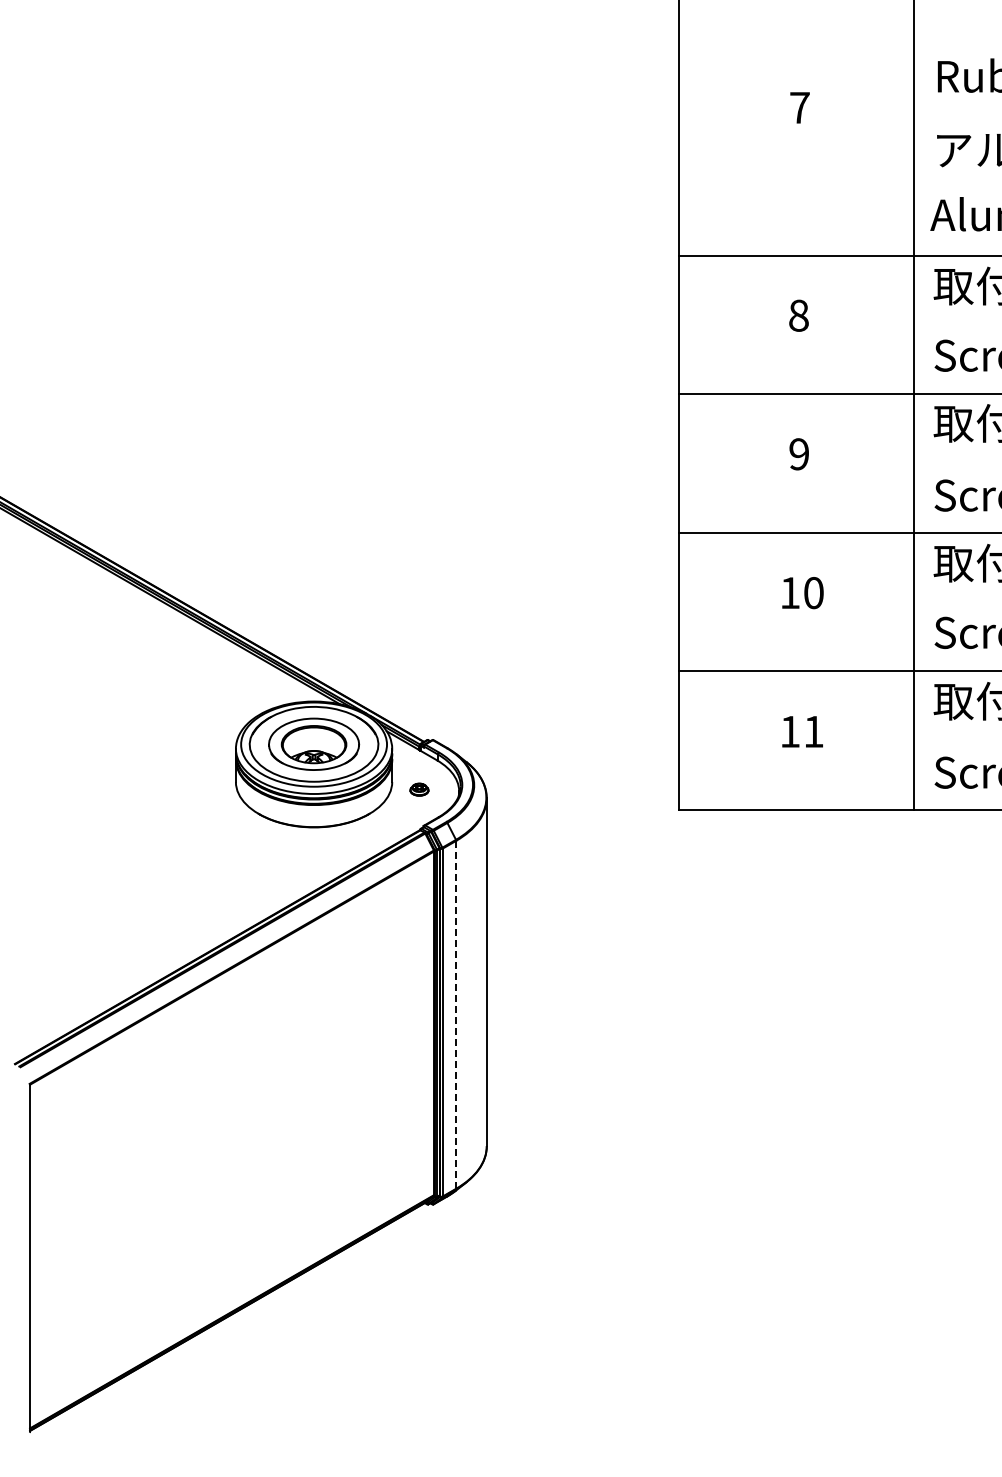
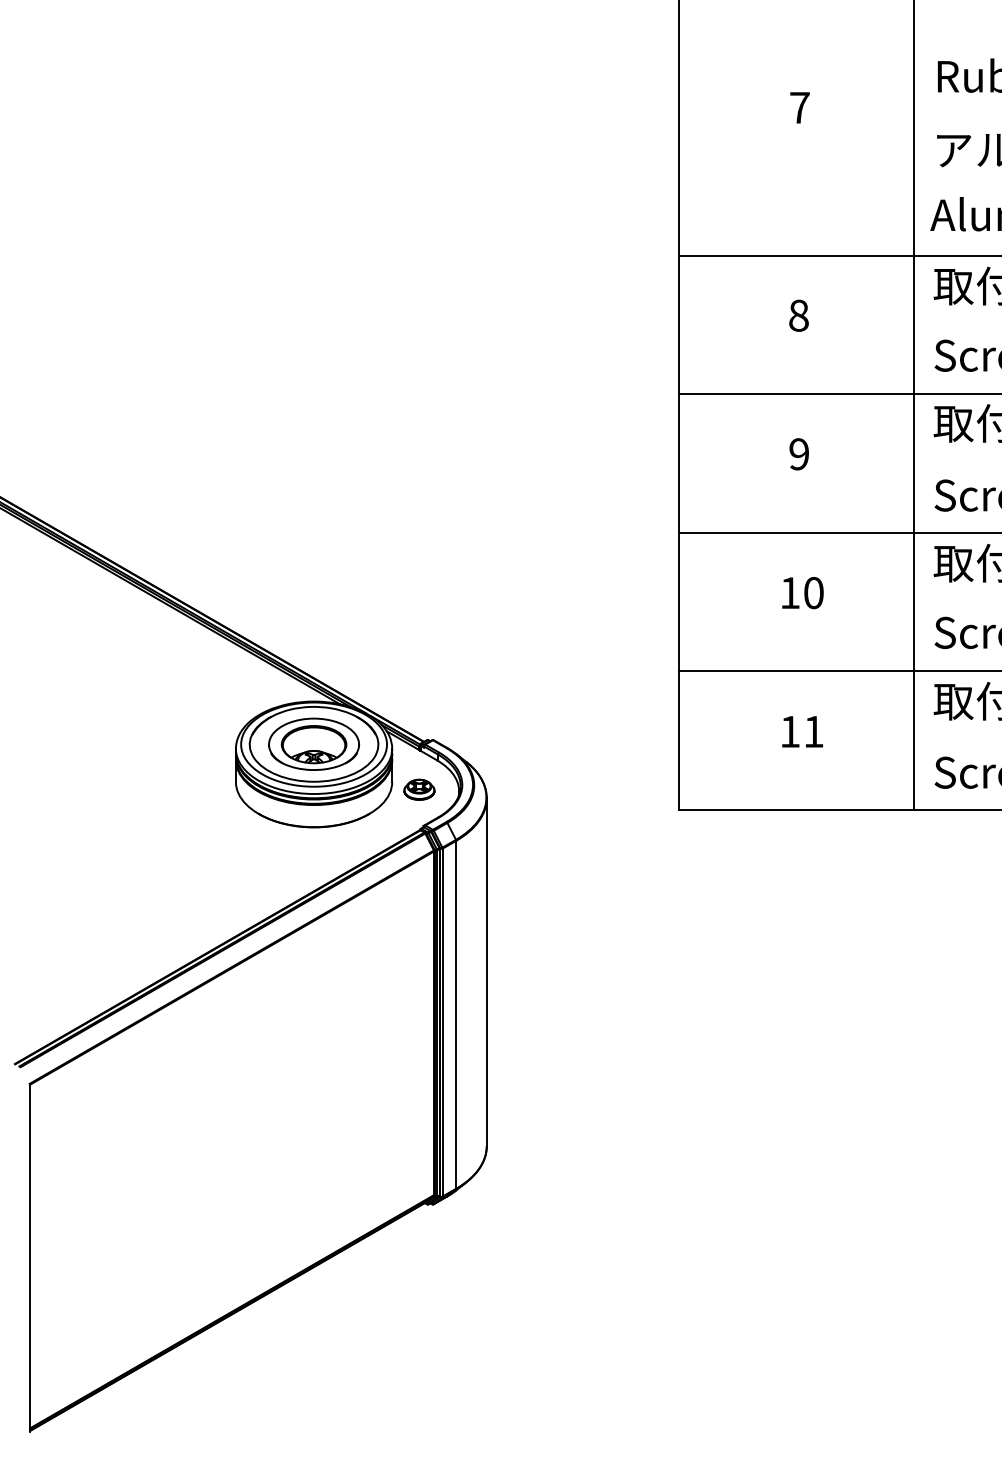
part size: 21x15 px -> 33x23 px (419, 789)
line: dashed -> solid (456, 1014)
